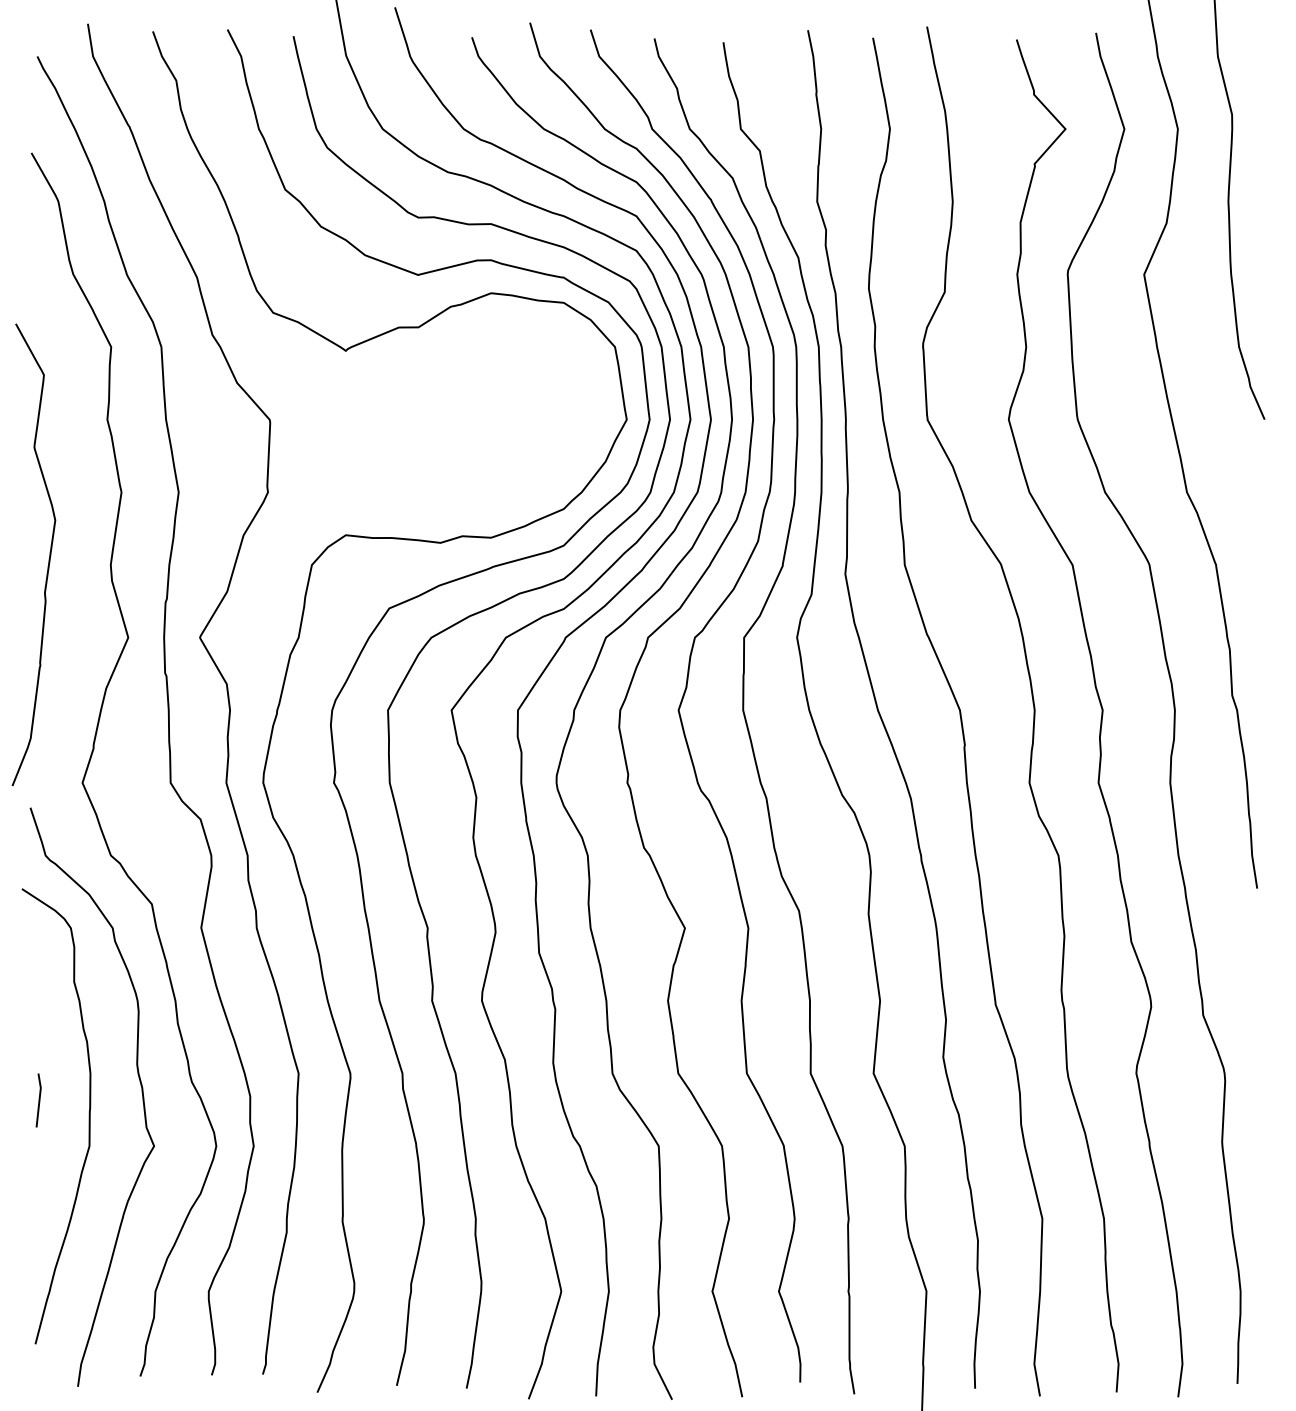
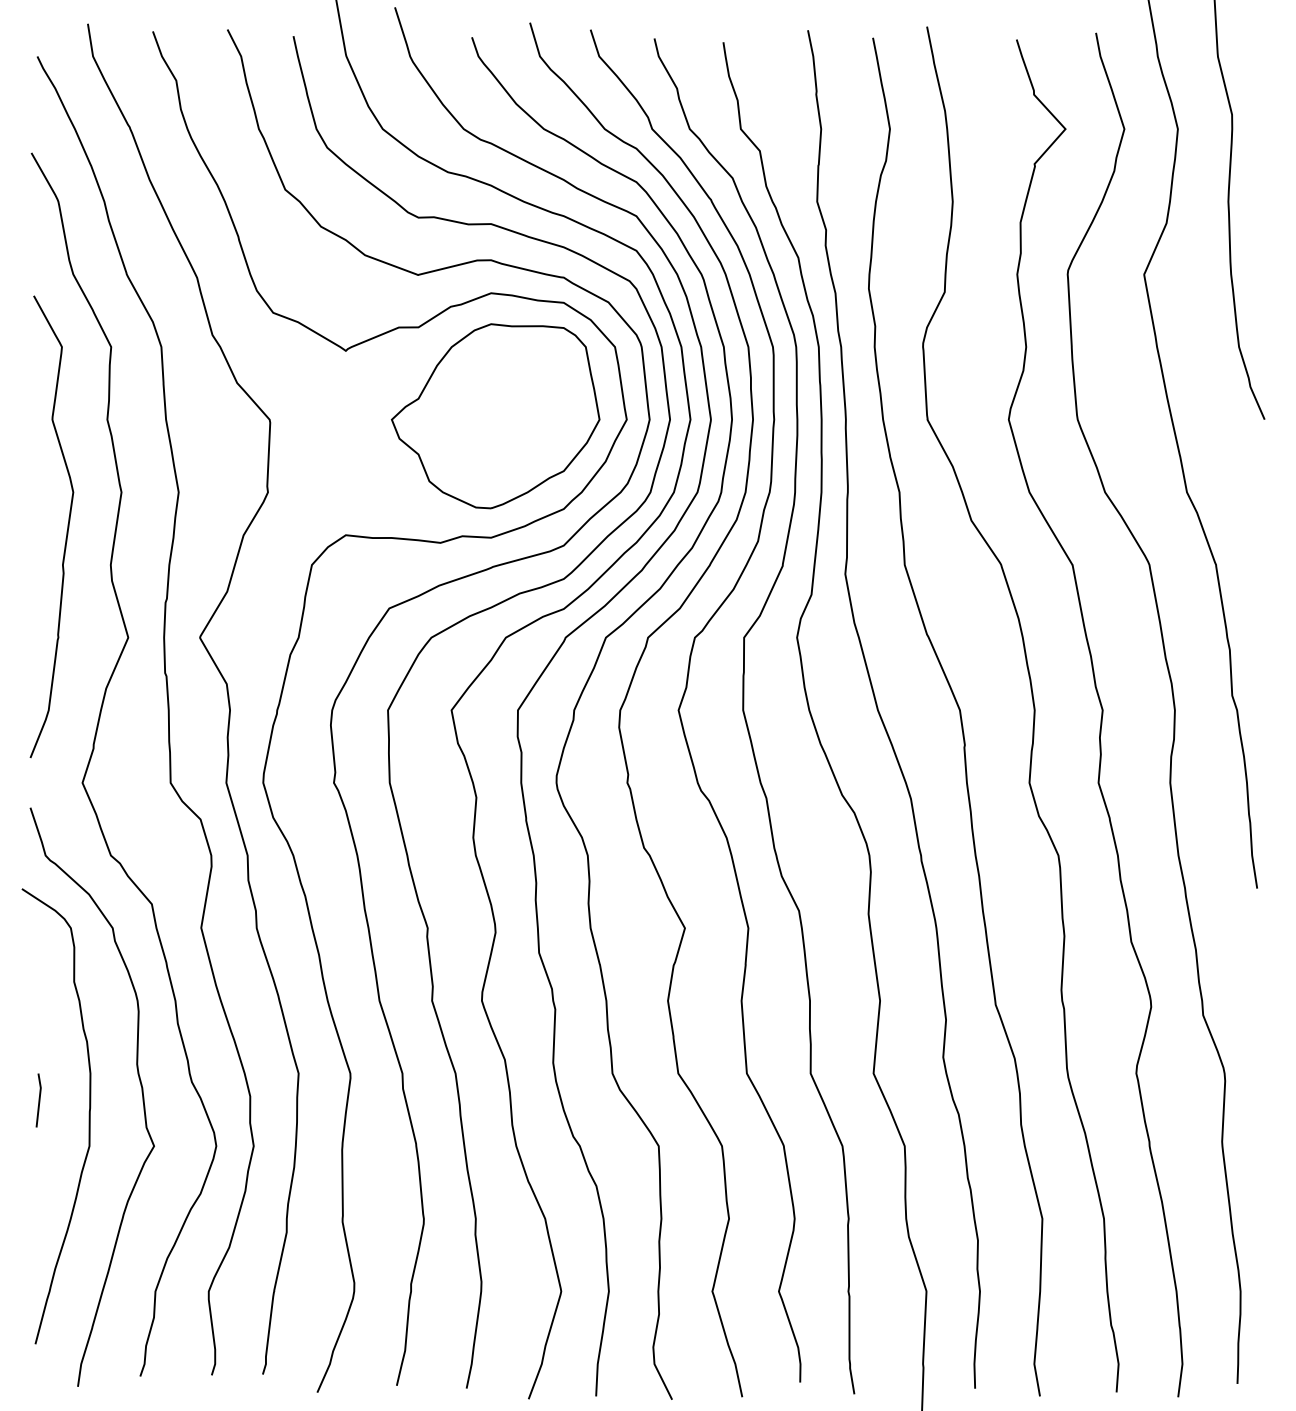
part: none -> present (495, 416)
curve position: (48, 559) -> (66, 531) (66, 531)
